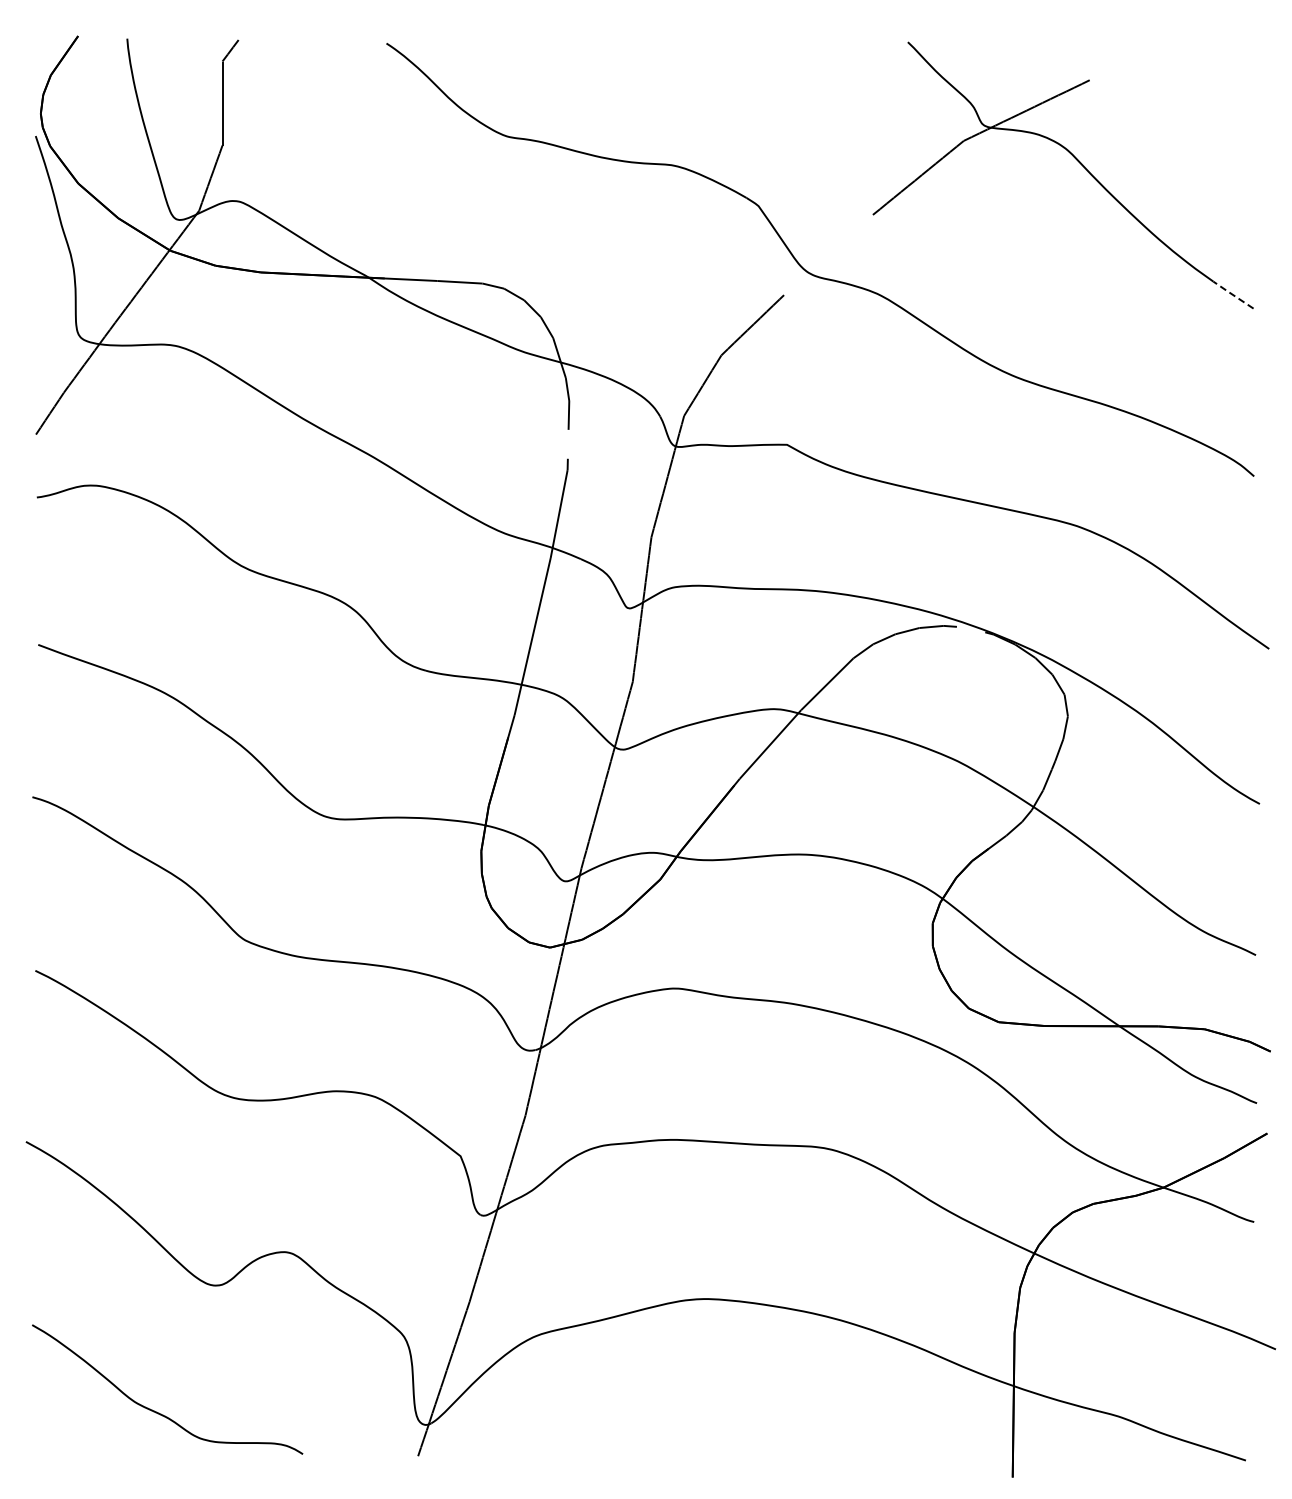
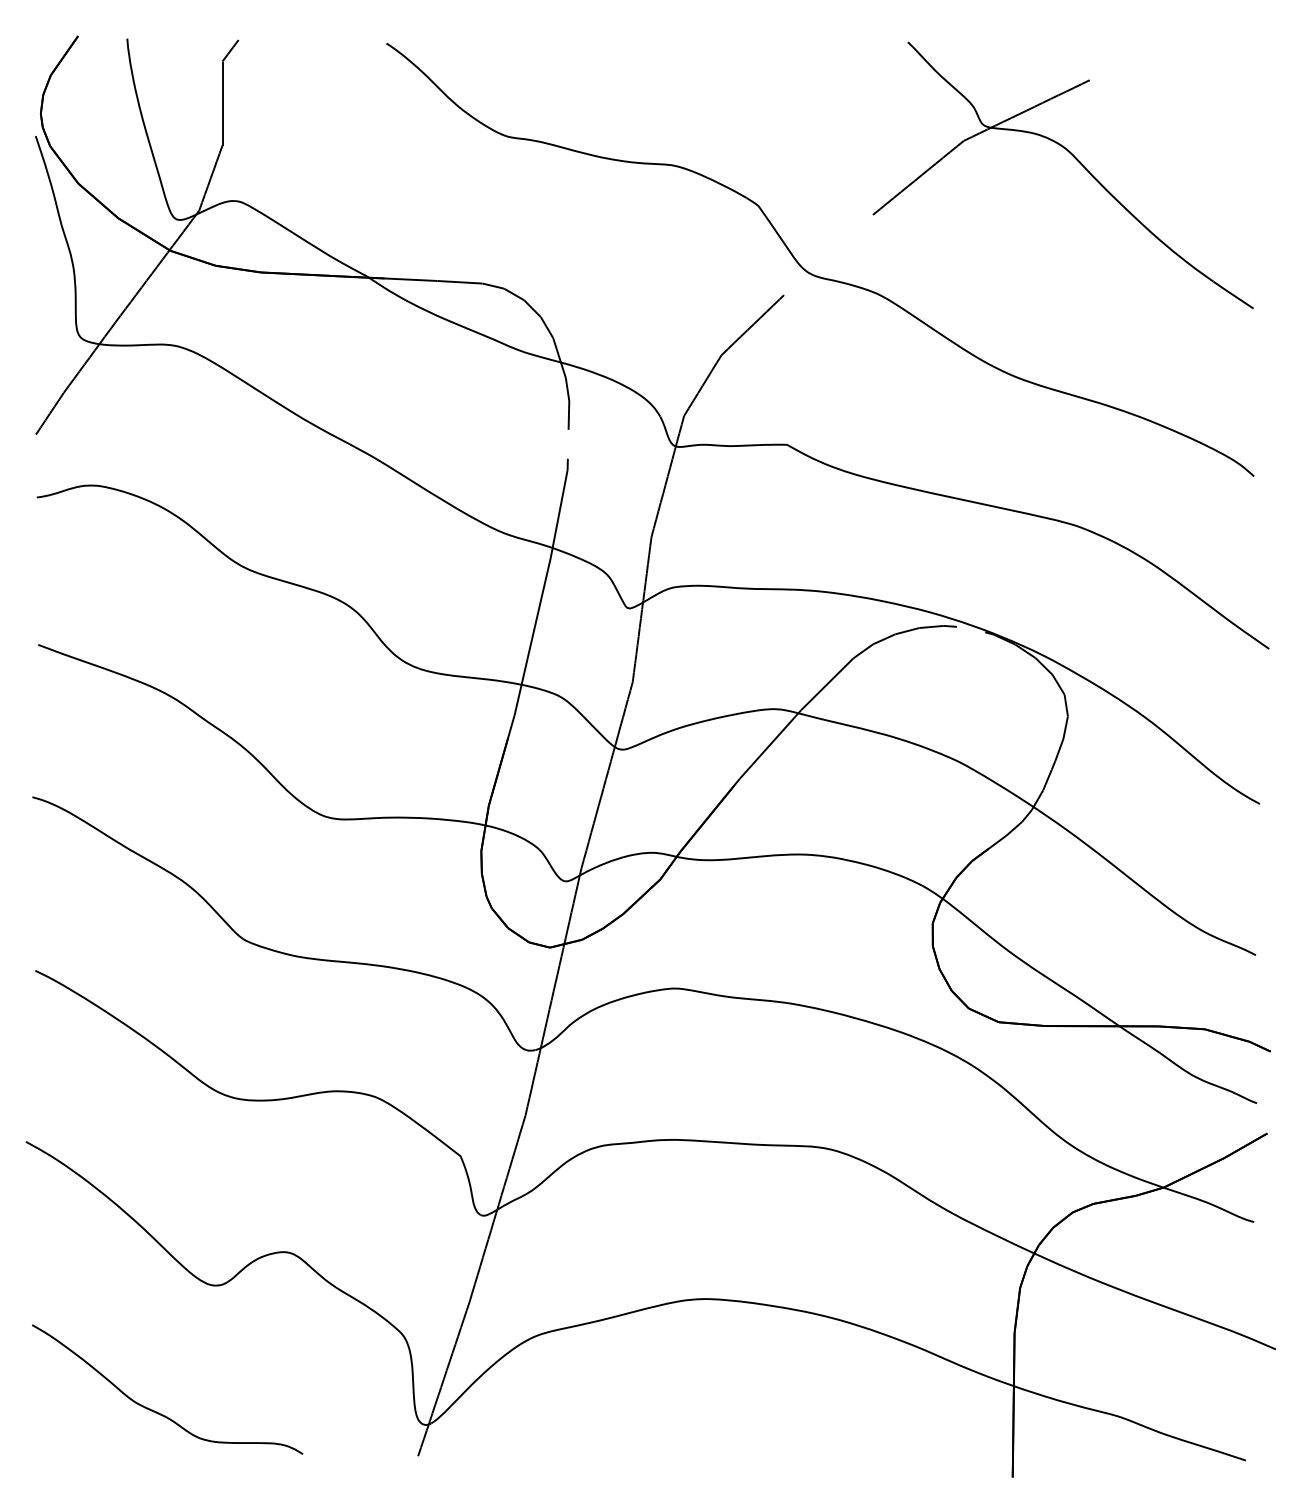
line: dashed -> solid (1232, 294)
